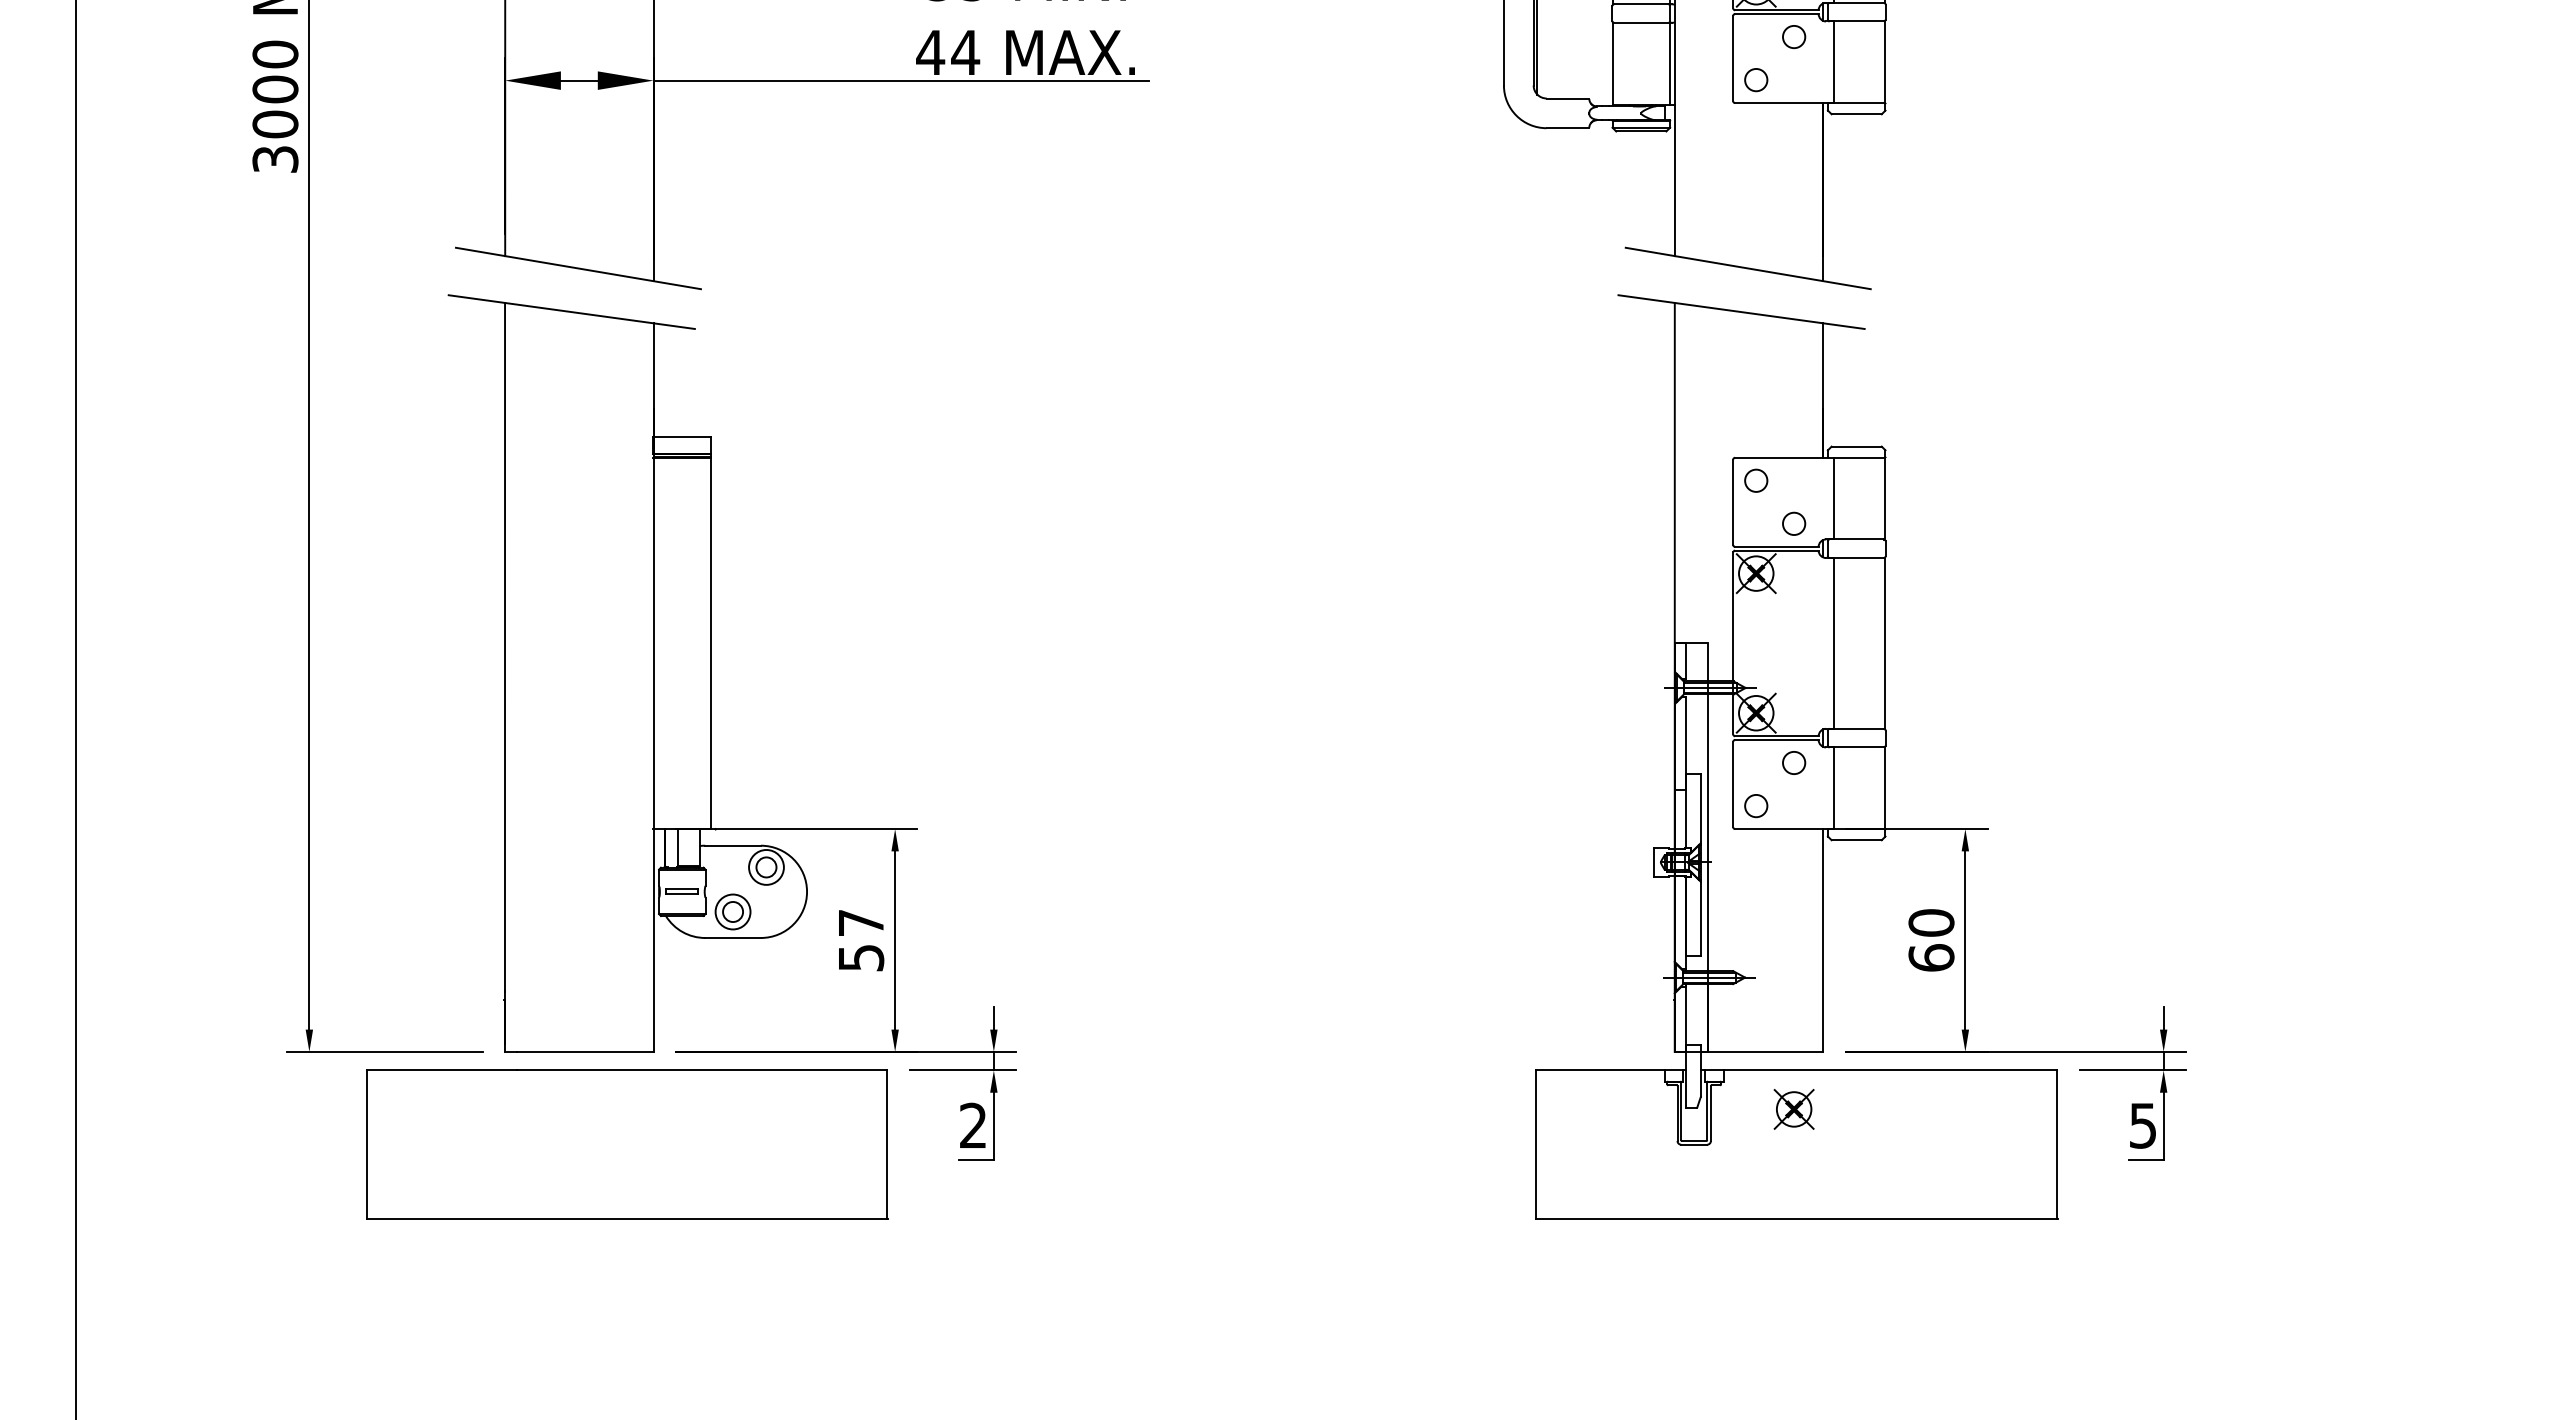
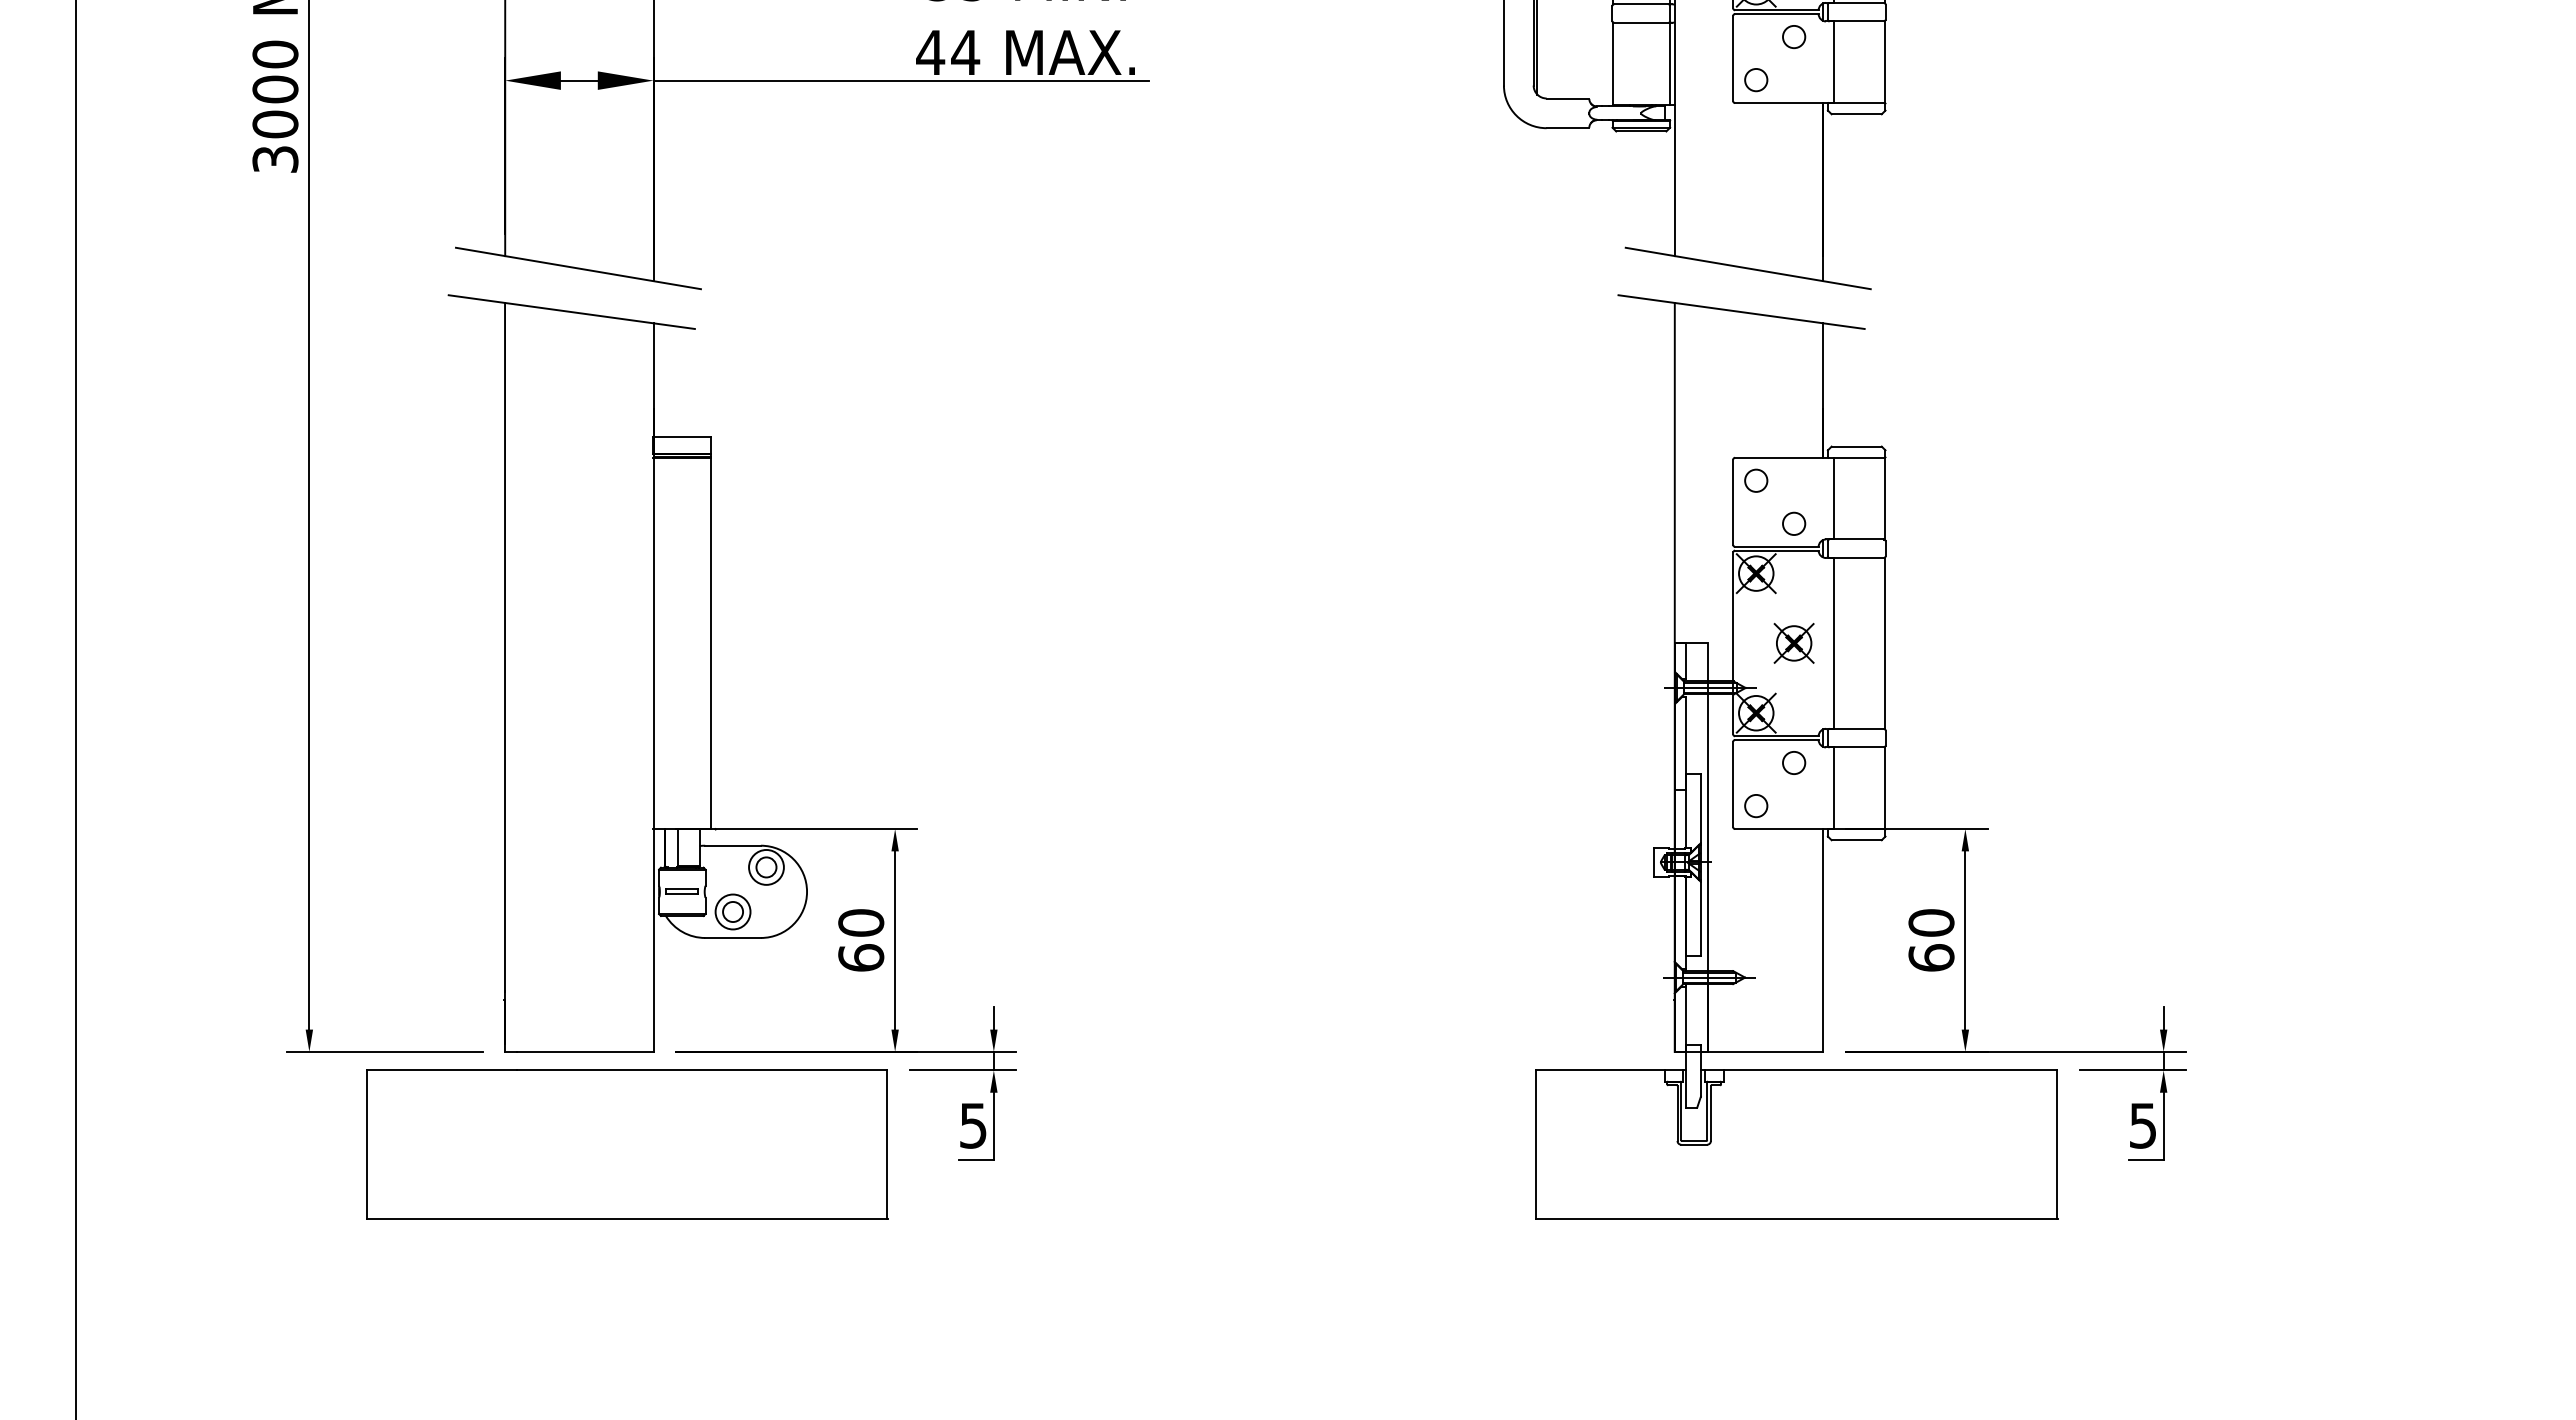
text: 57 -> 60 (861, 940)
part position: (1793, 1109) -> (1793, 643) (1793, 643)
text: 2 -> 5 (973, 1125)
